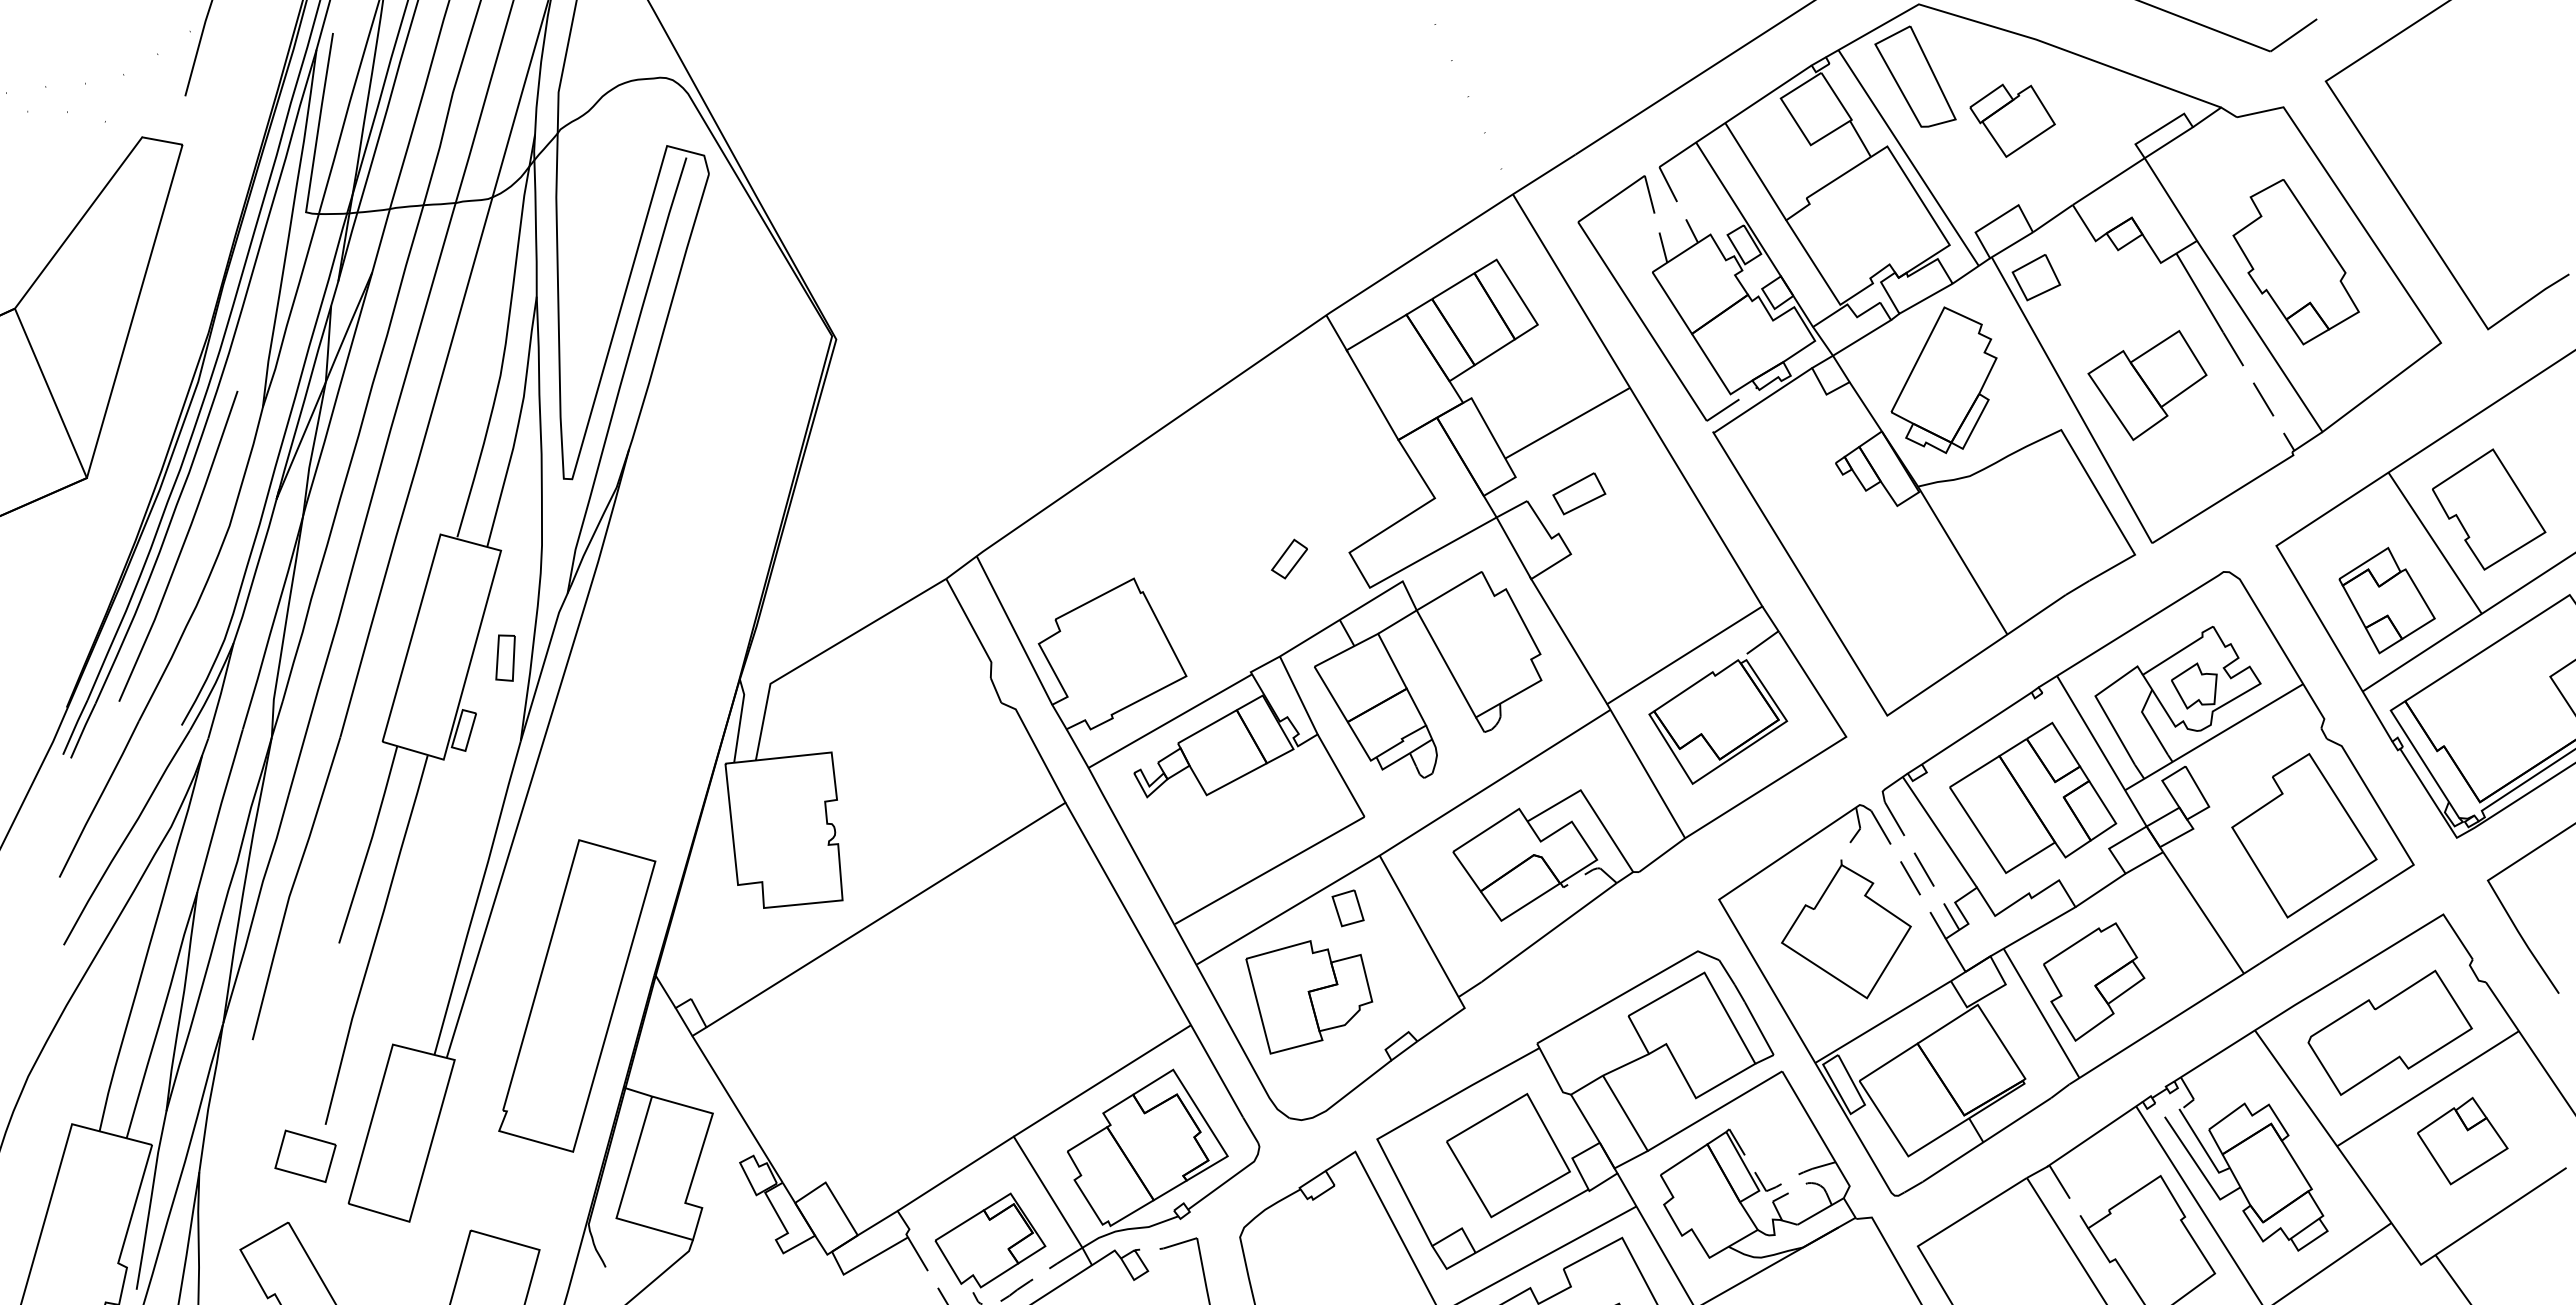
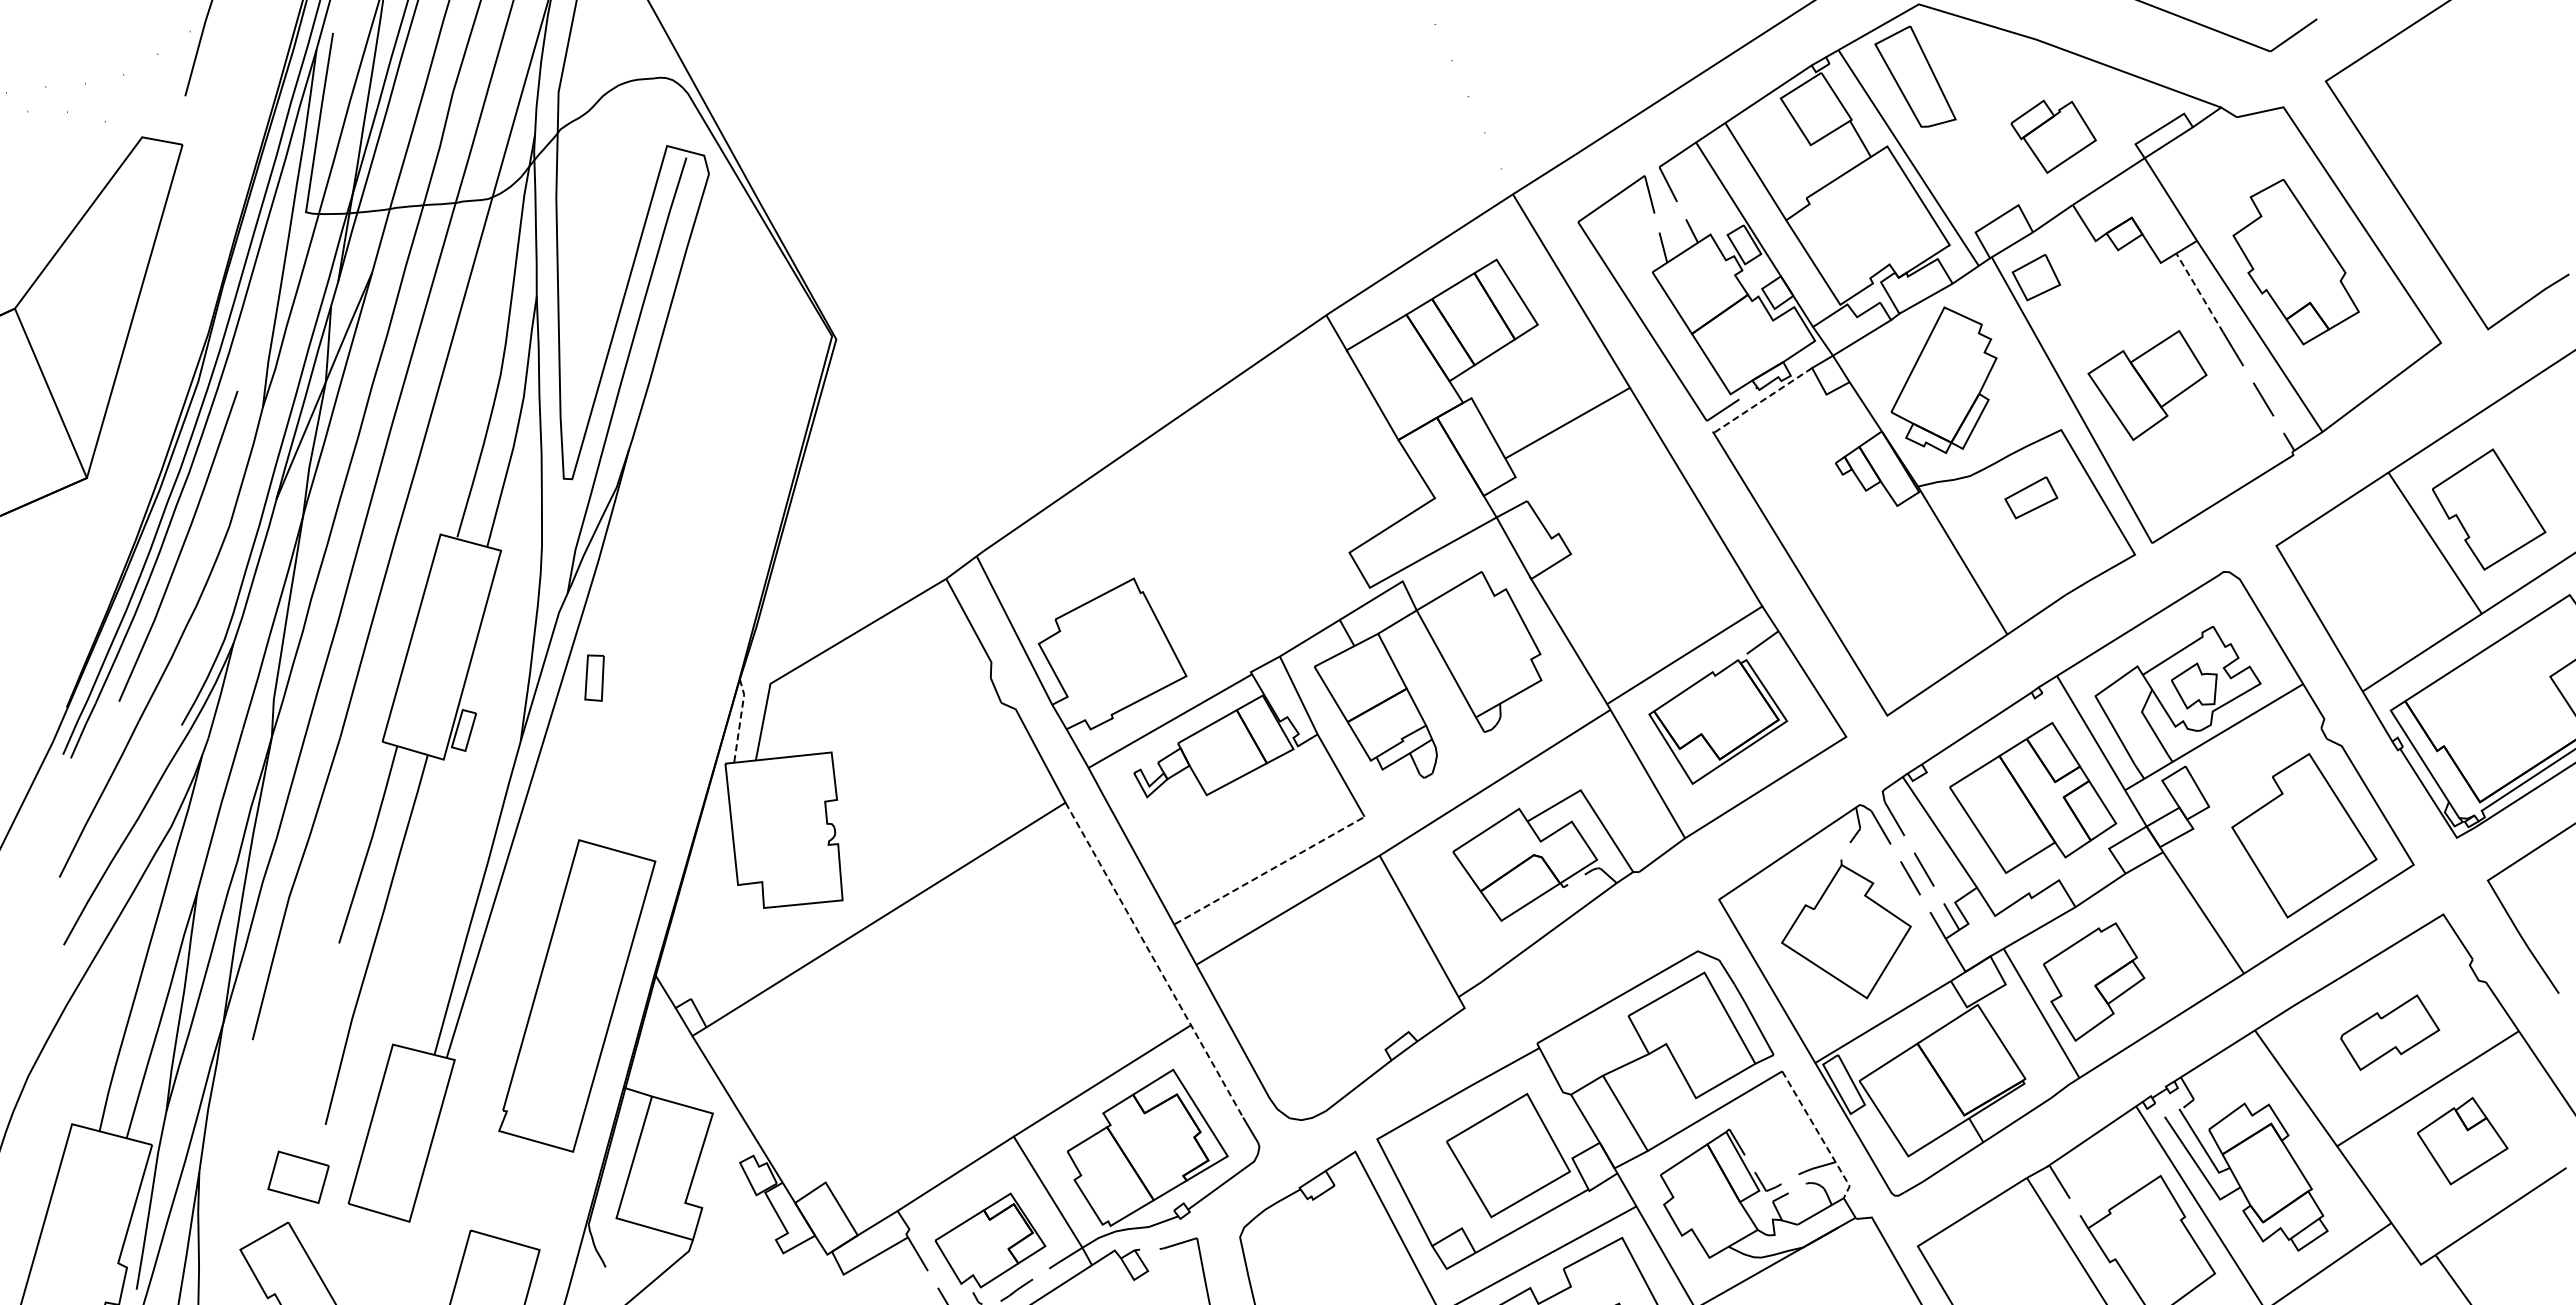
part position: (2012, 120) -> (2053, 136) (2053, 136)
line: solid -> dashed (2199, 292)
line: solid -> dashed (1762, 400)
part position: (1579, 493) -> (2031, 497) (2031, 497)
part: present -> none (1289, 558)
part: present -> none (2386, 600)
part position: (505, 657) -> (594, 677) (594, 677)
line: solid -> dashed (740, 720)
line: solid -> dashed (1269, 870)
part: present -> none (1347, 908)
line: solid -> dashed (1153, 959)
part: present -> none (1309, 997)
part size: 166x127 px -> 101x77 px (2390, 1032)
line: solid -> dashed (1819, 1134)
part position: (305, 1155) -> (298, 1176) (298, 1176)
